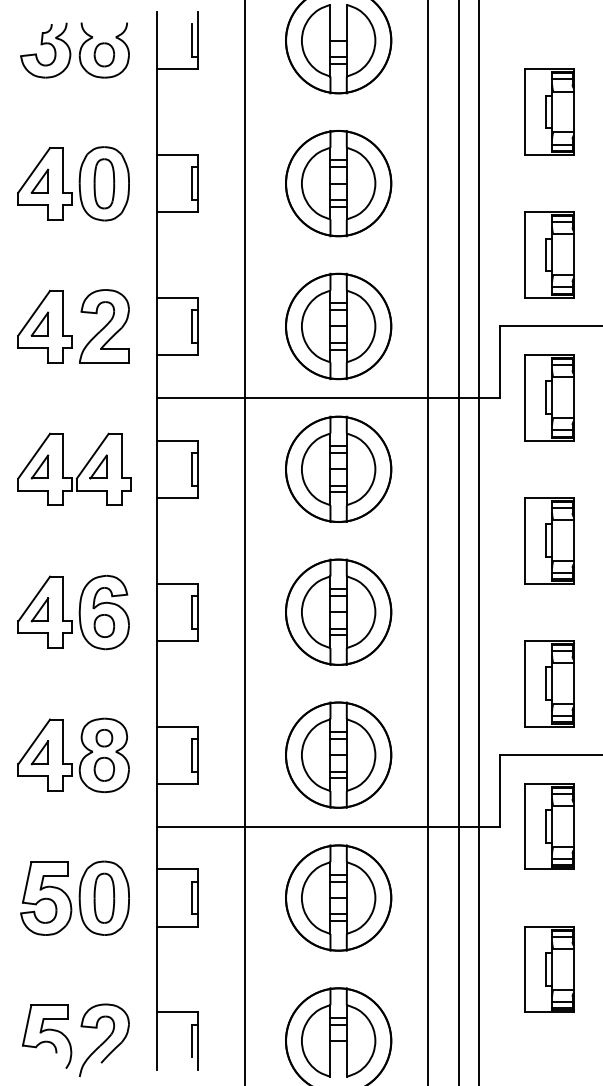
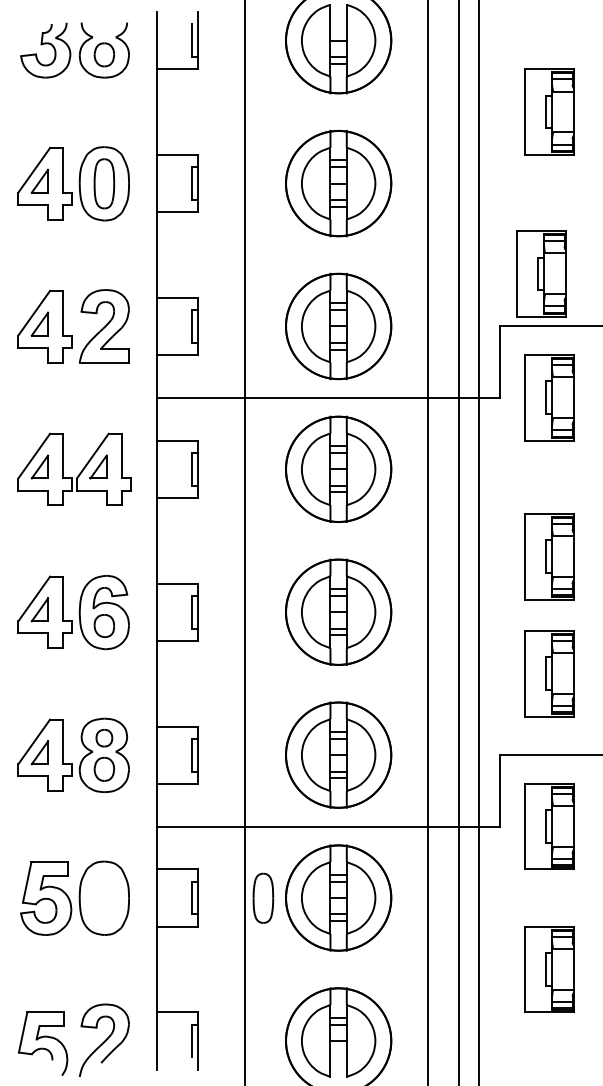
part position: (549, 254) -> (541, 273) (541, 273)
part position: (549, 540) -> (549, 556) (549, 556)
part position: (549, 683) -> (549, 673) (549, 673)
part position: (104, 897) -> (263, 897) (263, 897)
part position: (47, 1036) -> (43, 1043) (43, 1043)
